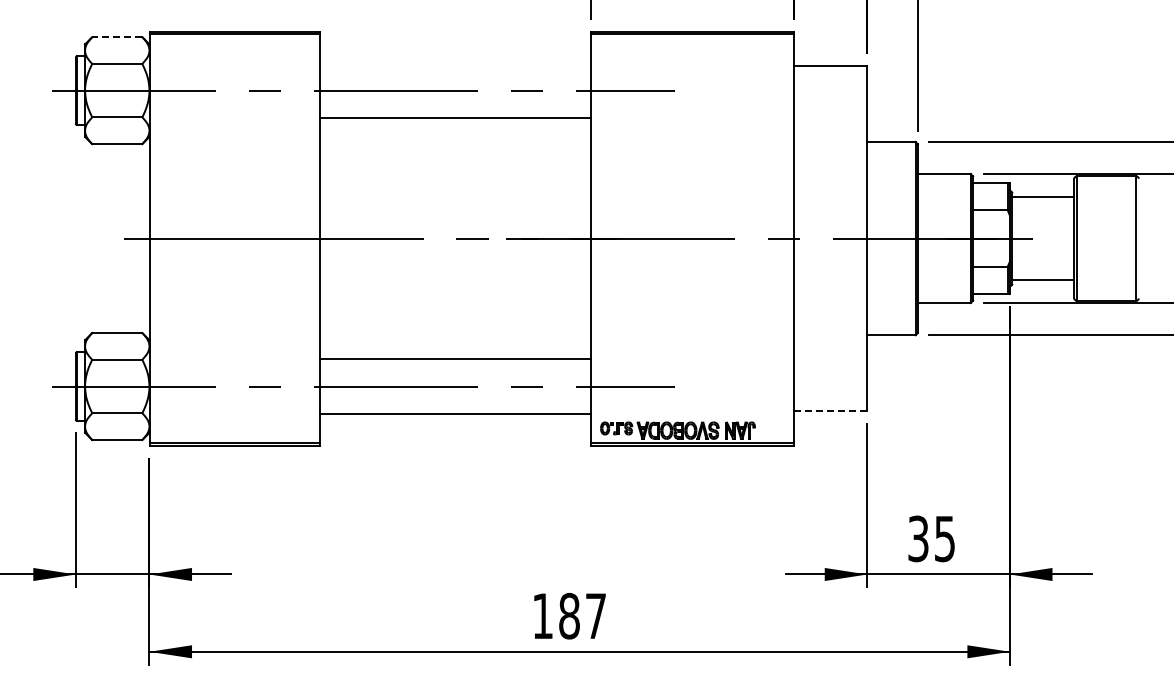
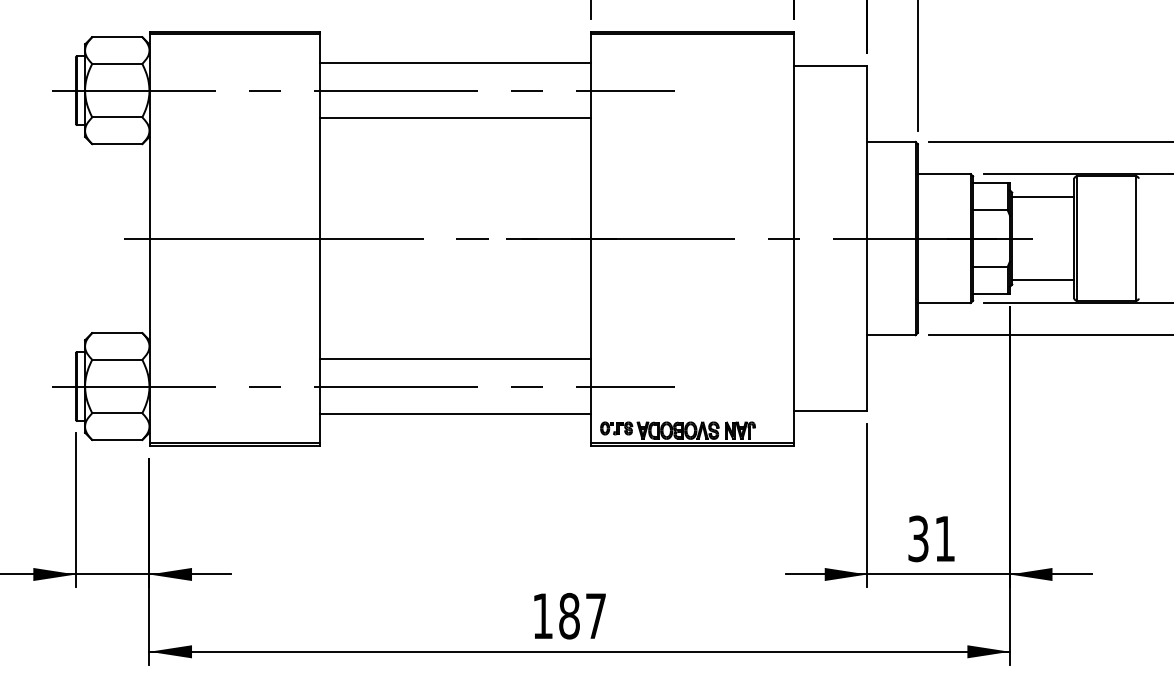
line: dashed -> solid (116, 37)
line: none -> present (455, 63)
line: dashed -> solid (830, 411)
text: 35 -> 31 (944, 539)
